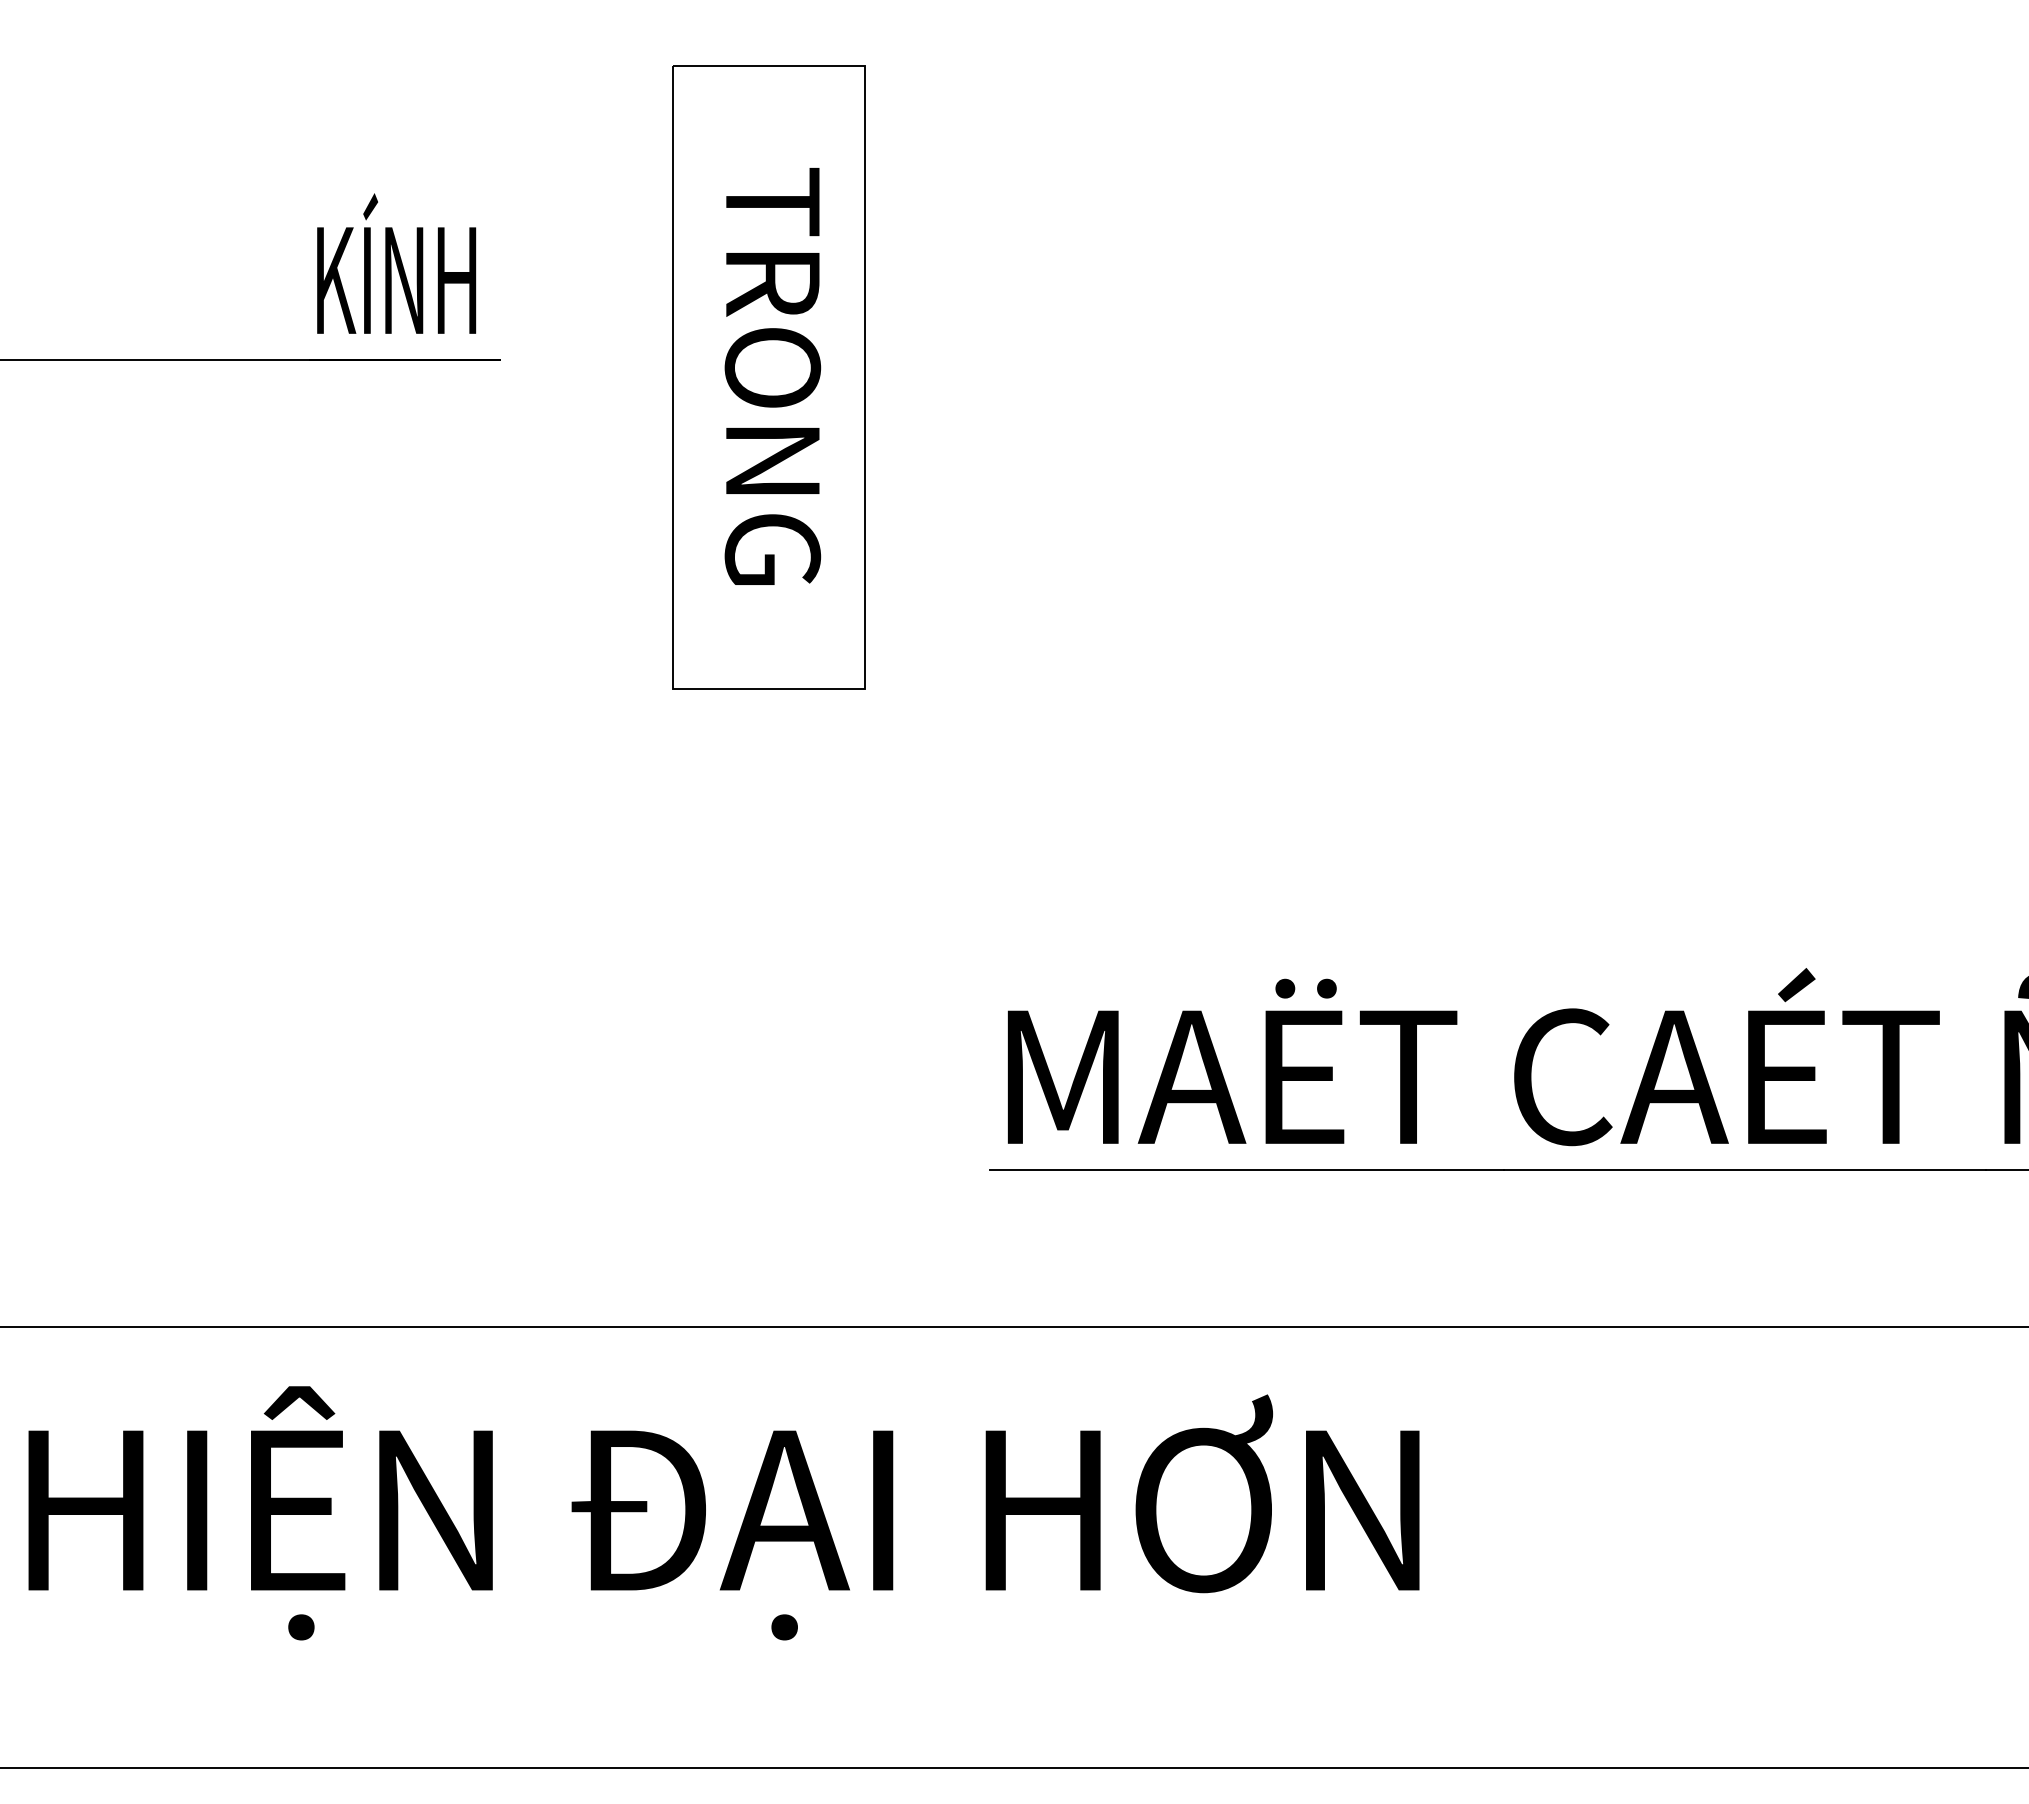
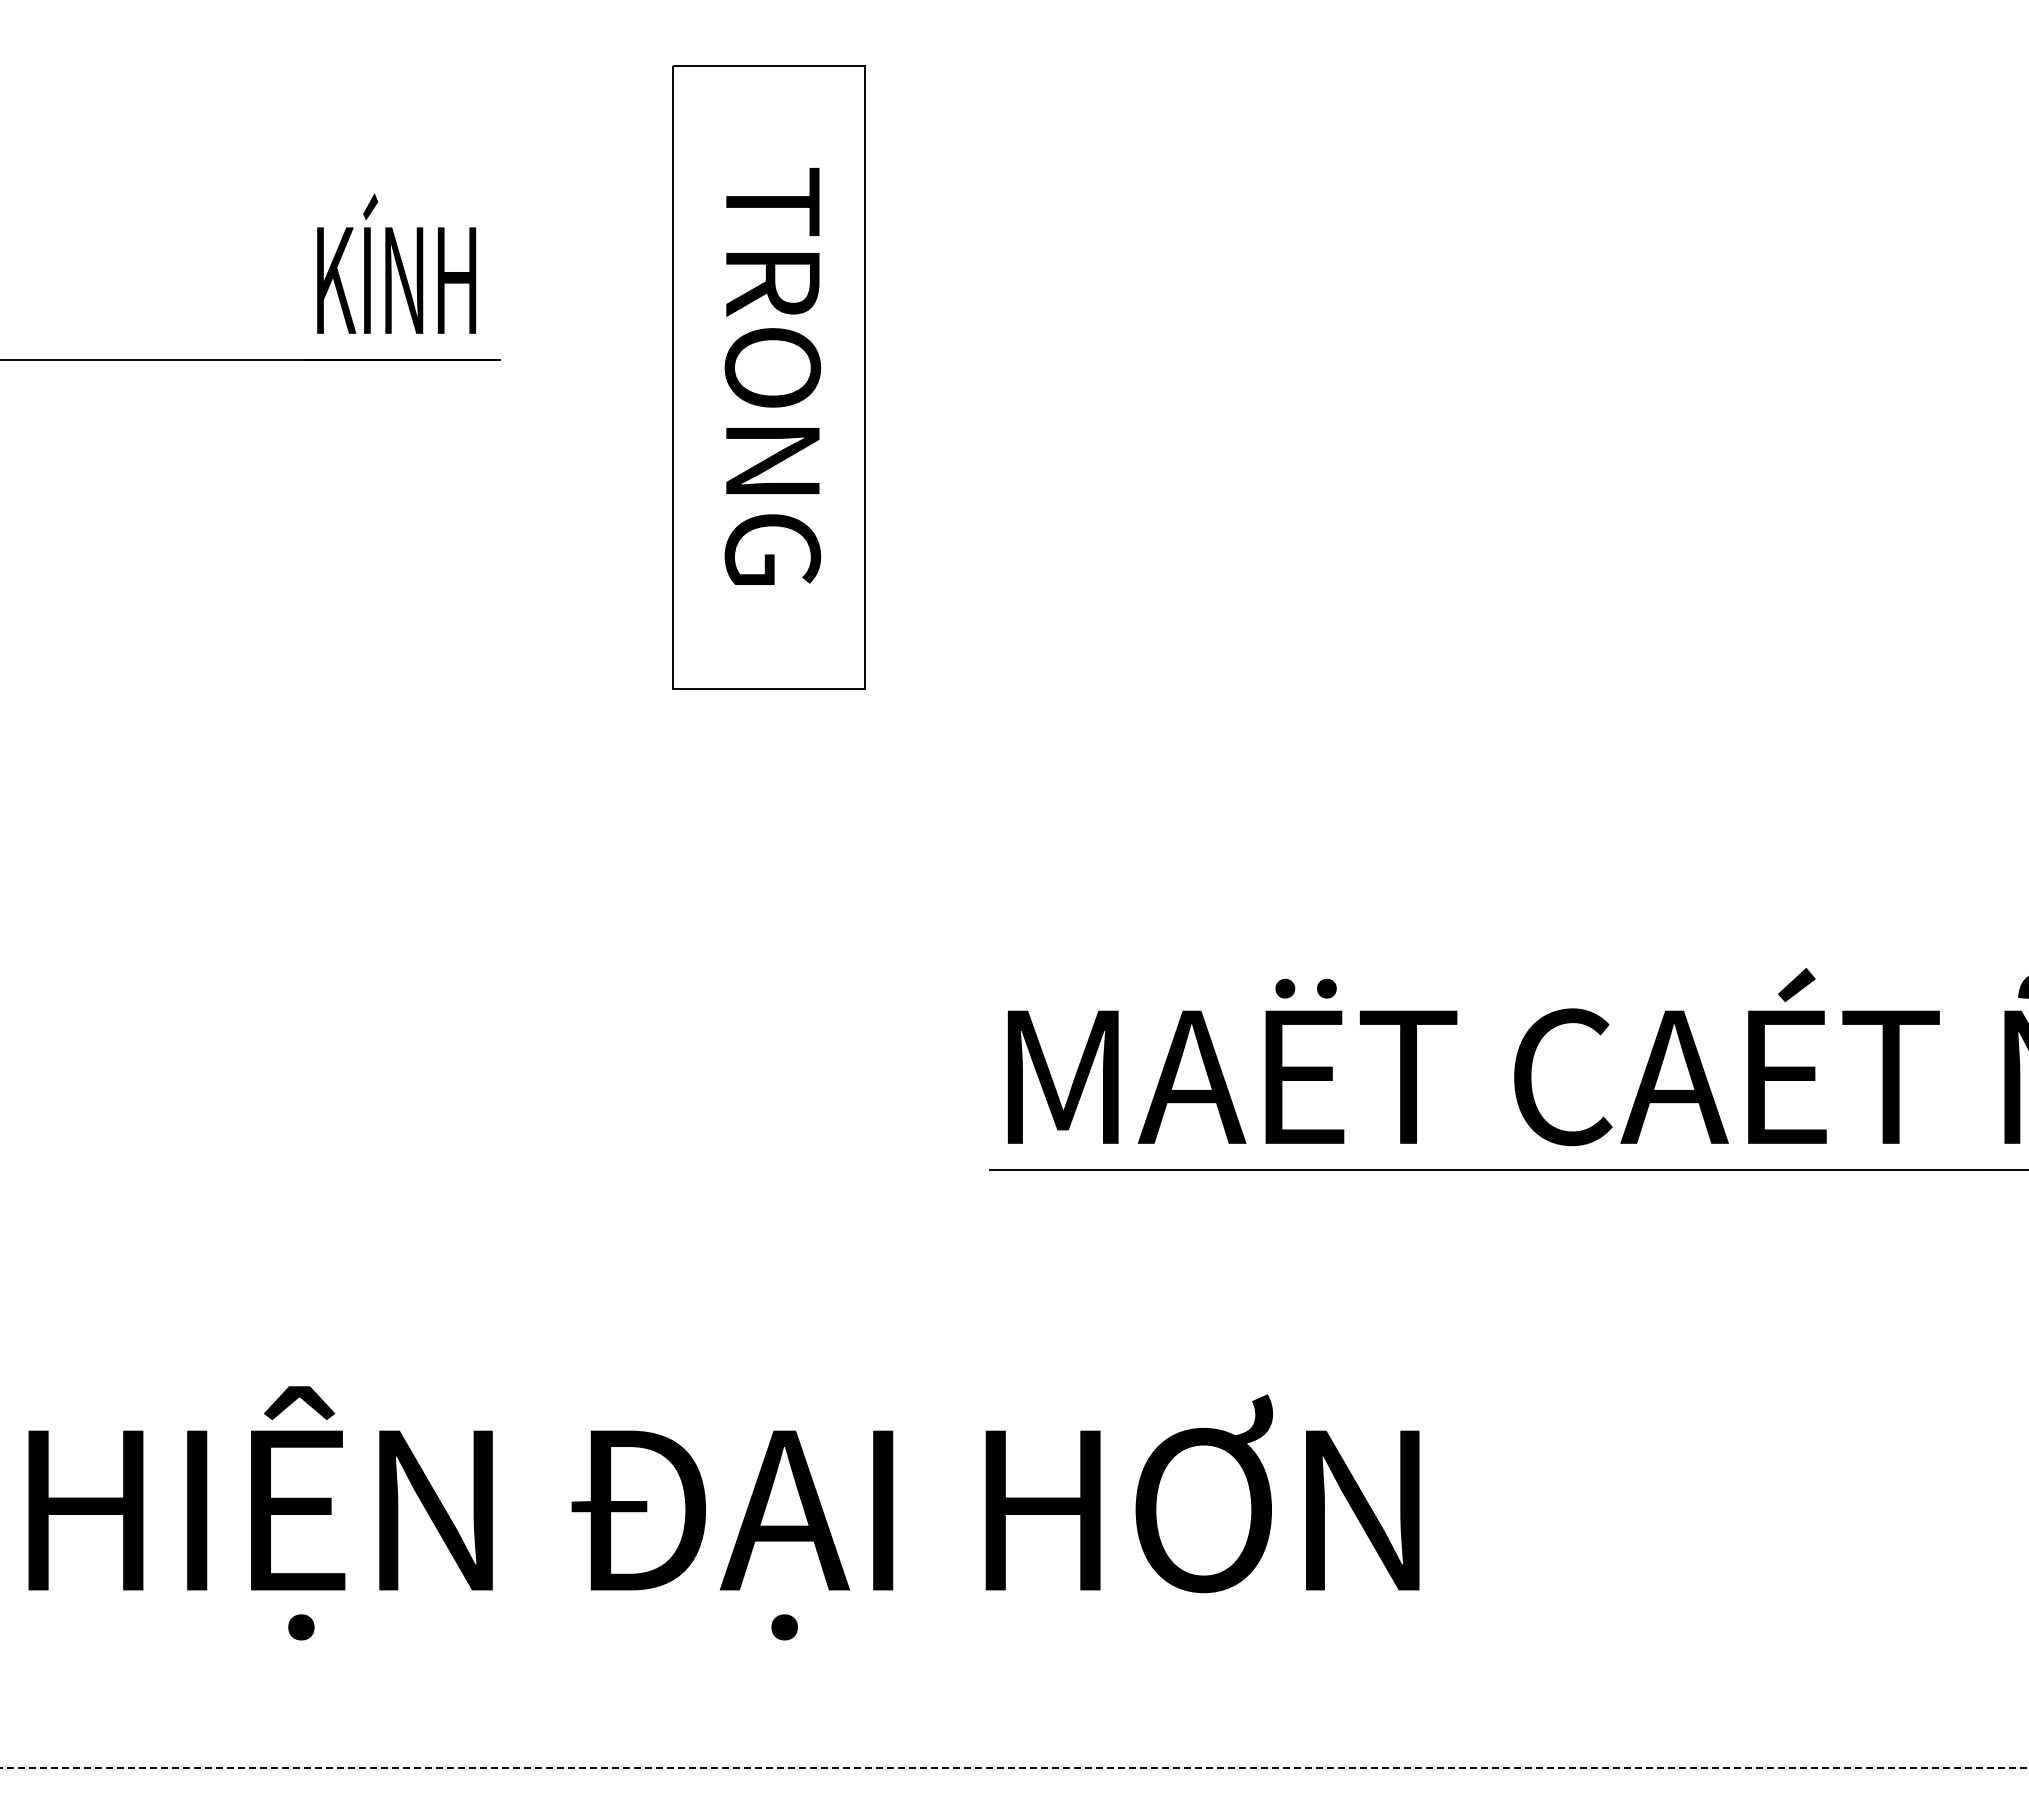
line: present -> none (1013, 1327)
line: solid -> dashed (1014, 1768)
